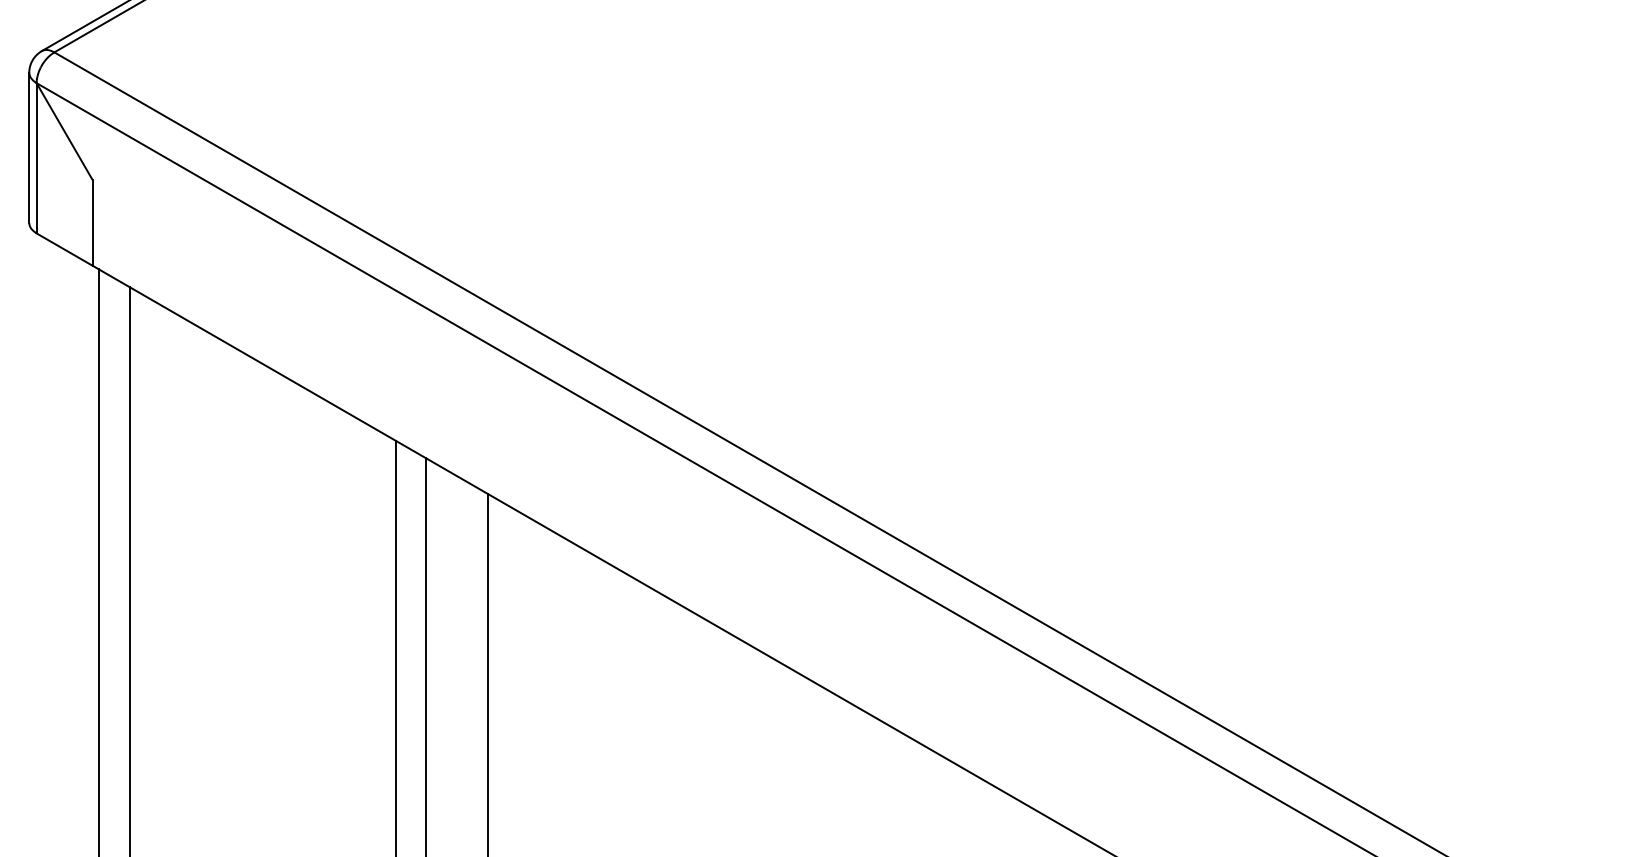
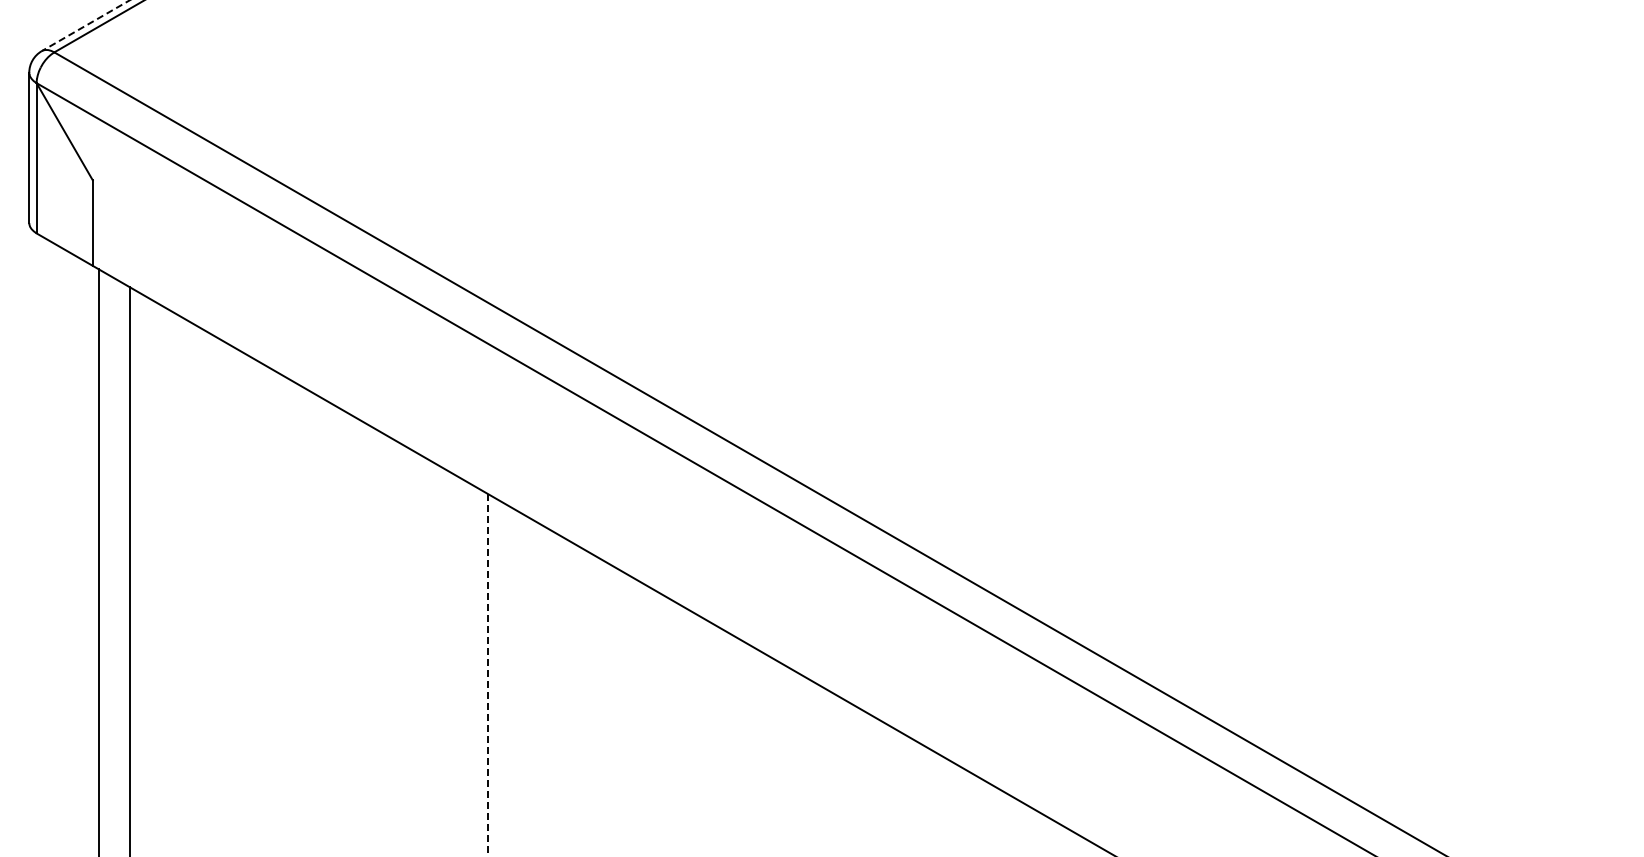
line: solid -> dashed (85, 25)
line: present -> none (396, 646)
line: present -> none (425, 655)
line: solid -> dashed (488, 675)
